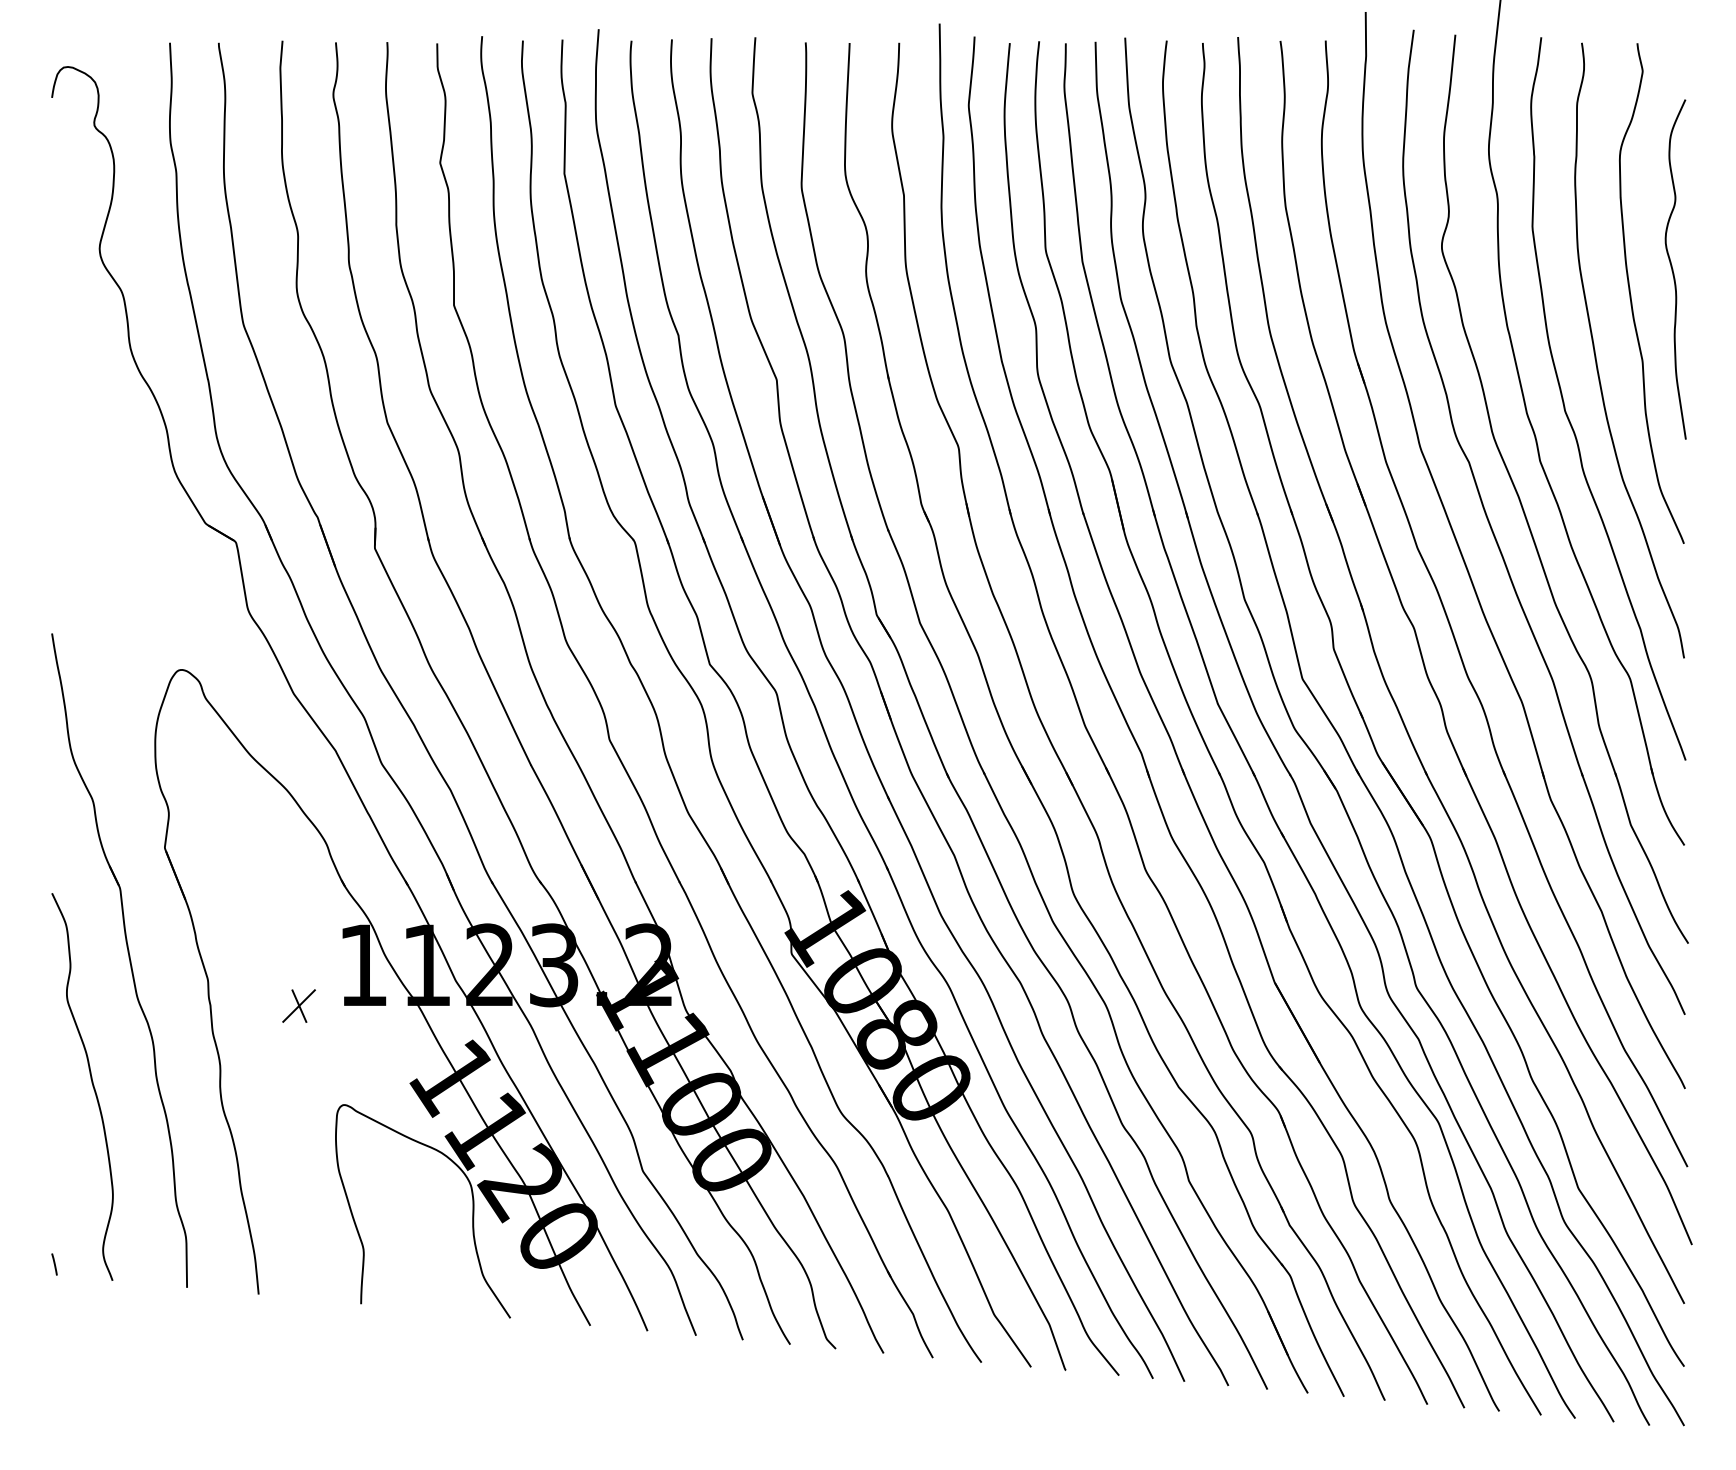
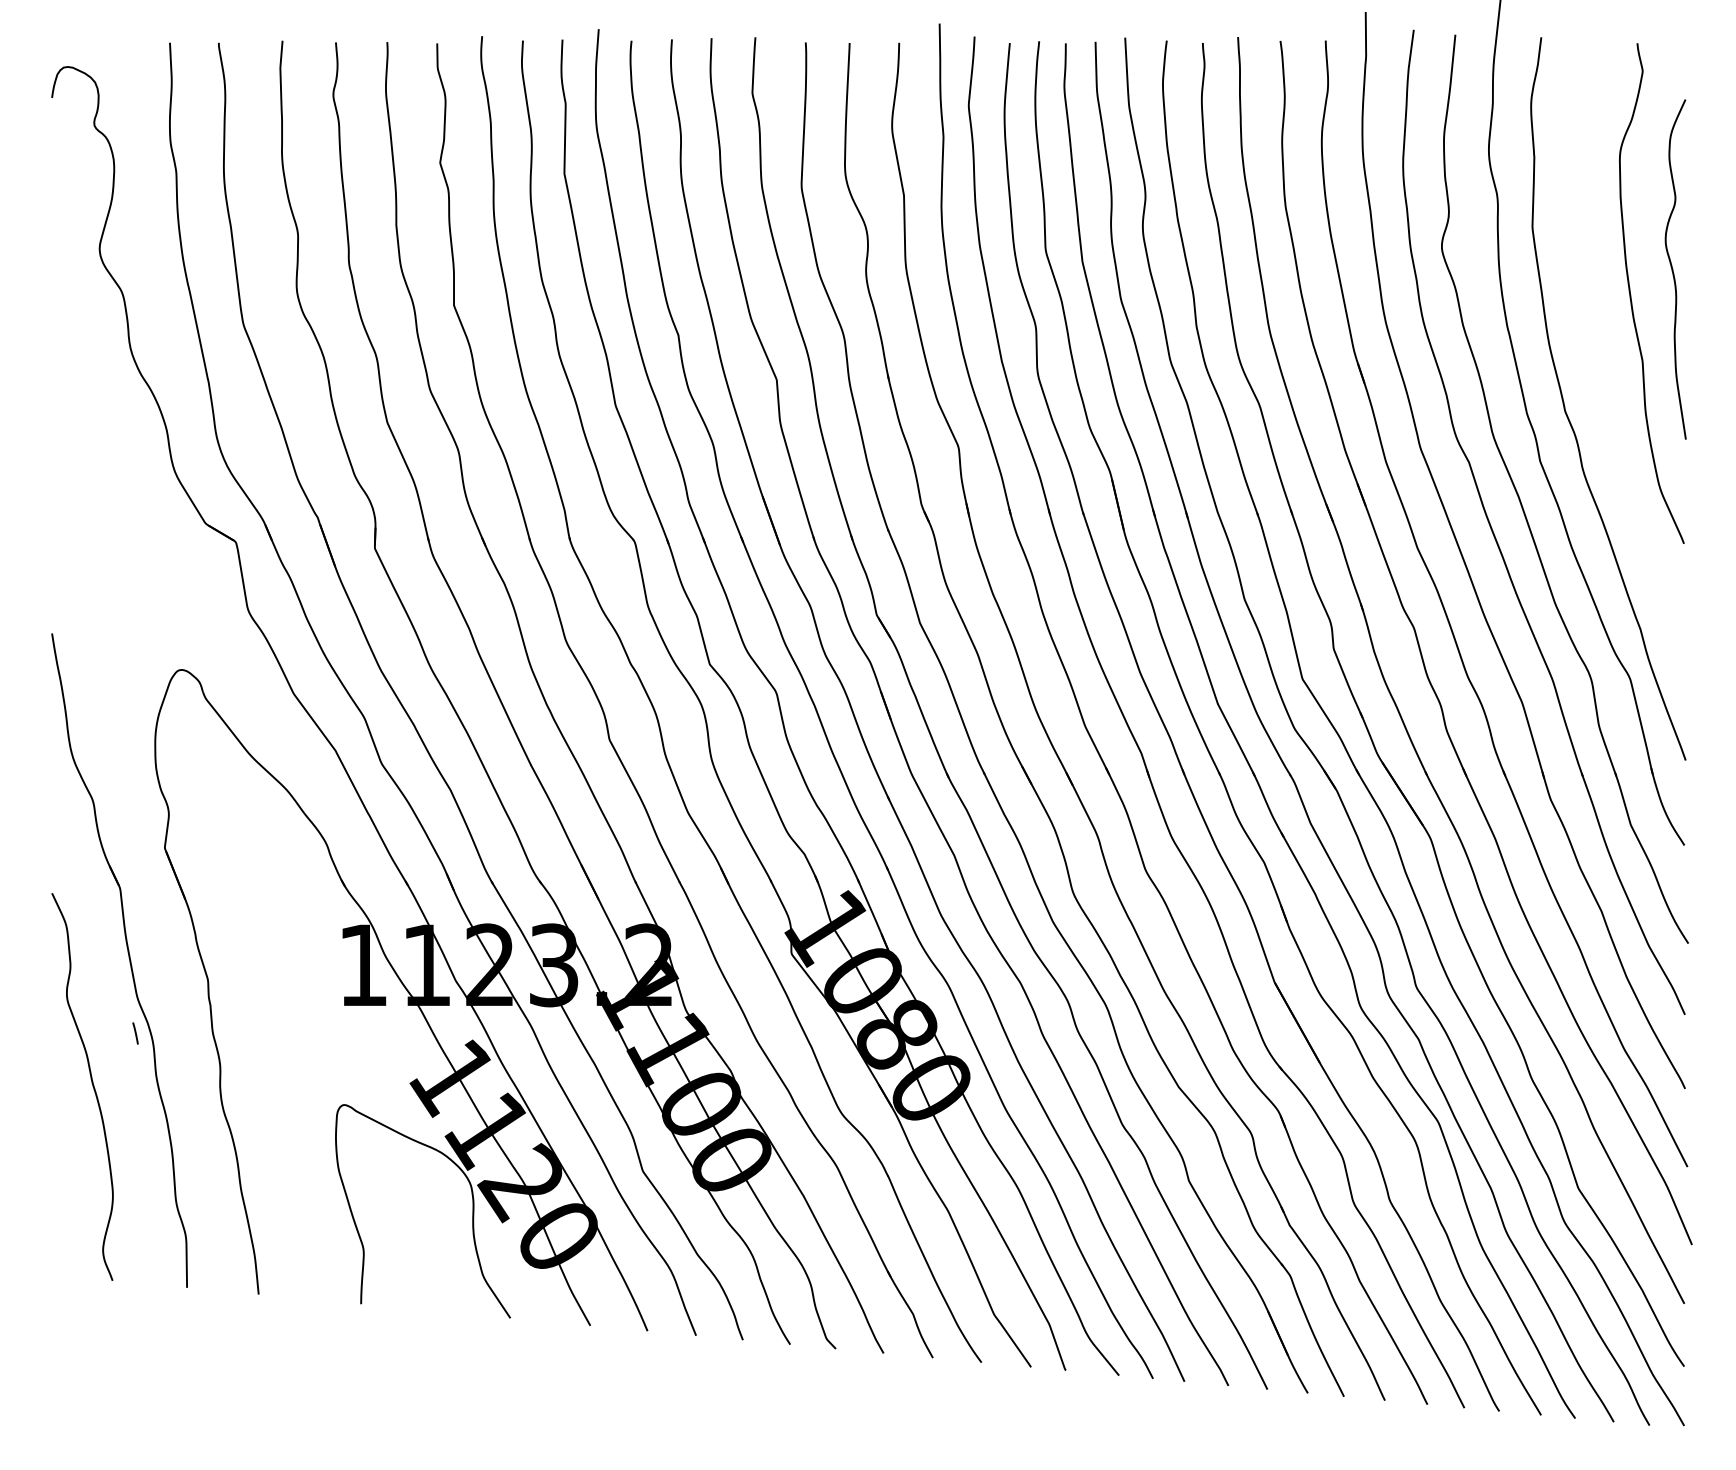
curve: present -> none (1596, 355)
part: present -> none (298, 1005)
line position: (54, 1264) -> (135, 1033) (135, 1033)
